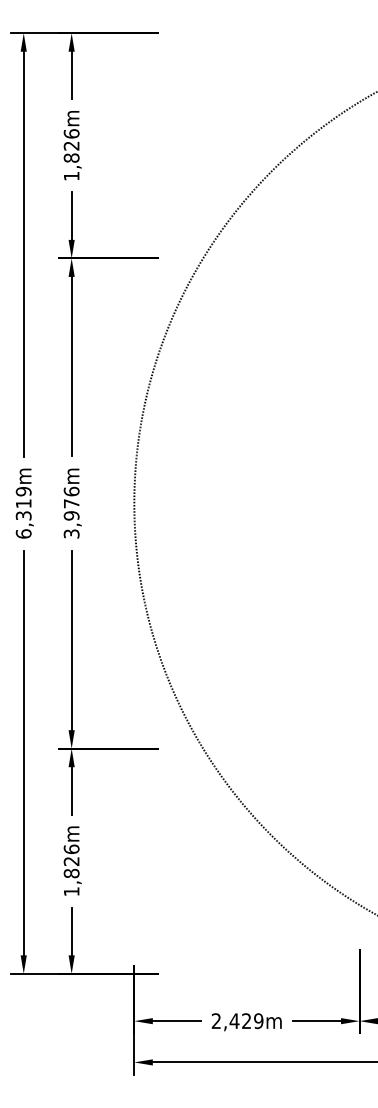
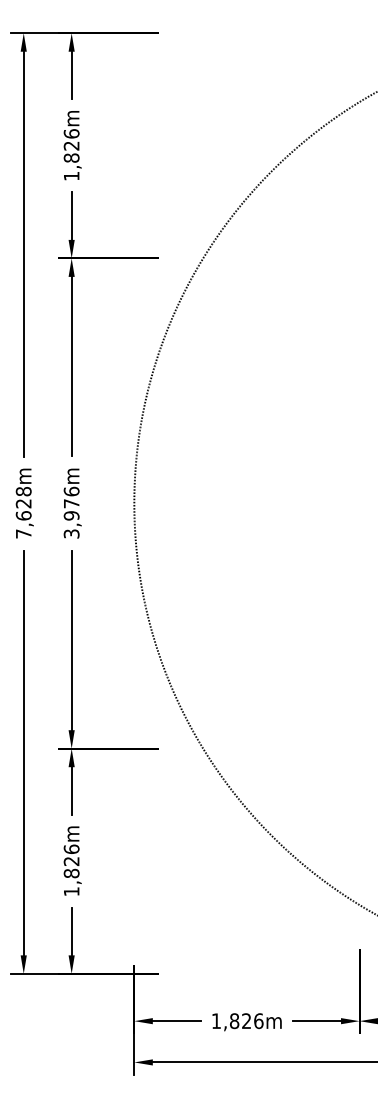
text: 6,319m -> 7,628m (23, 512)
text: 2,429m -> 1,826m (237, 1021)
